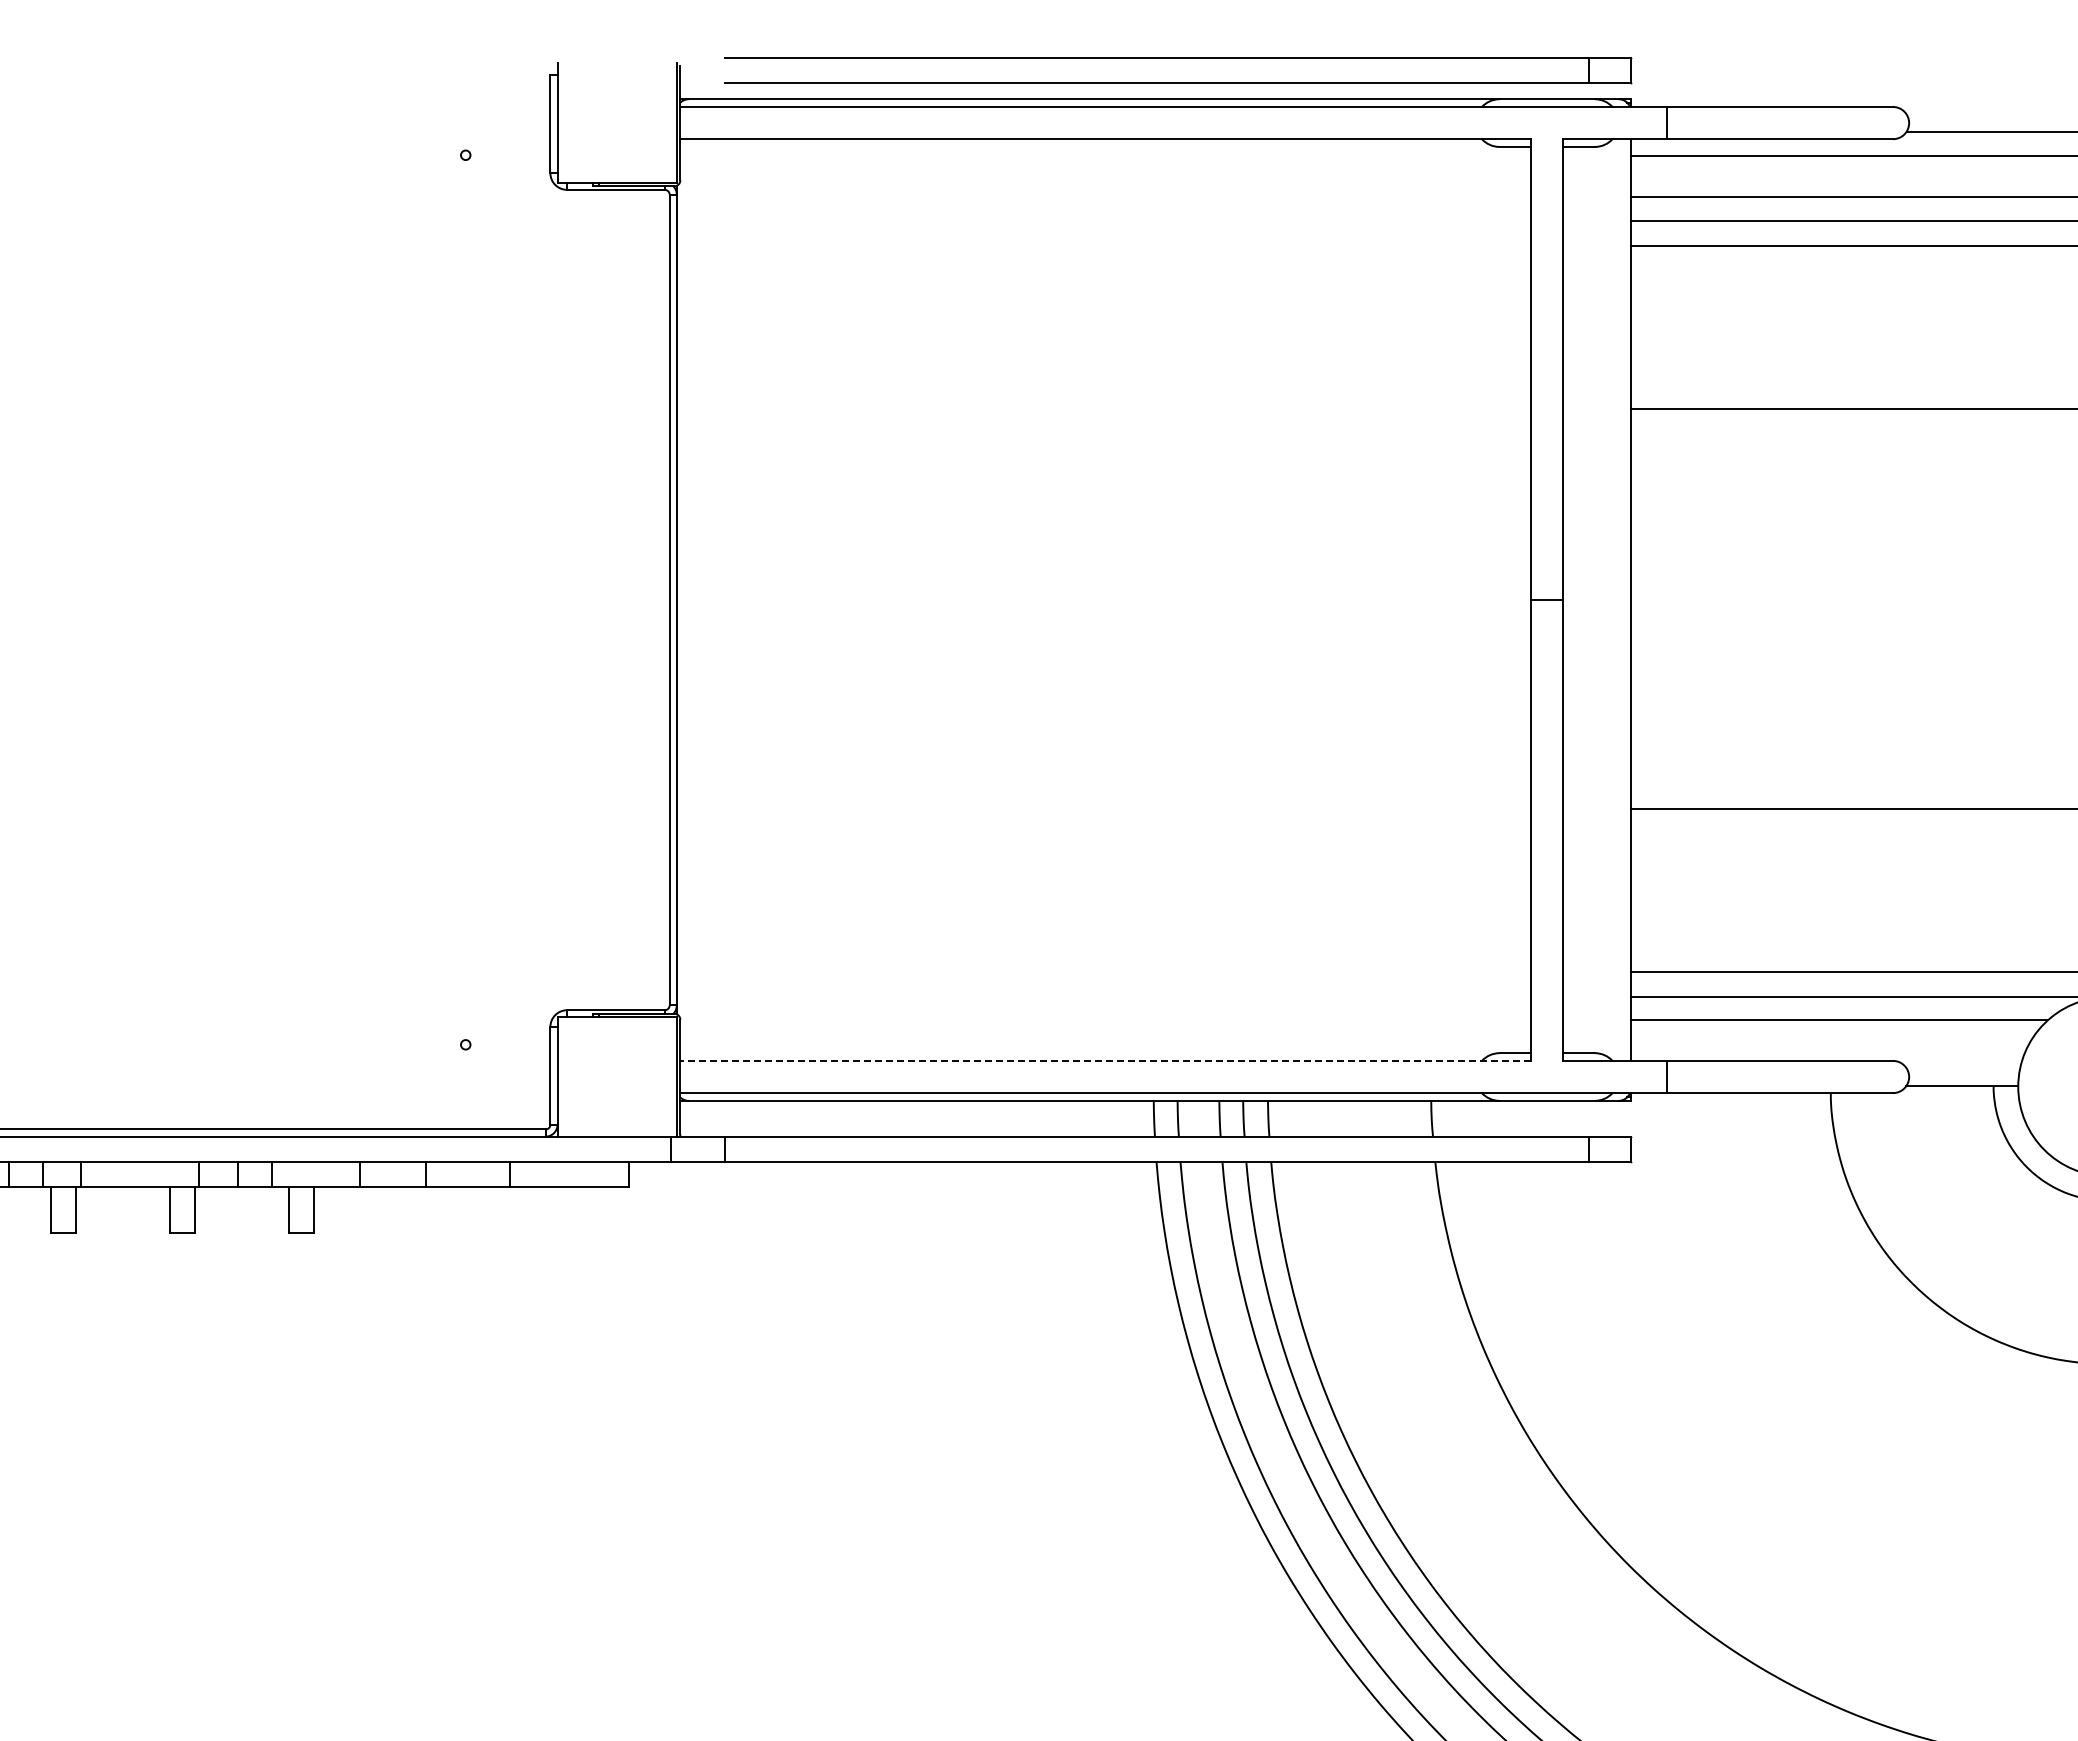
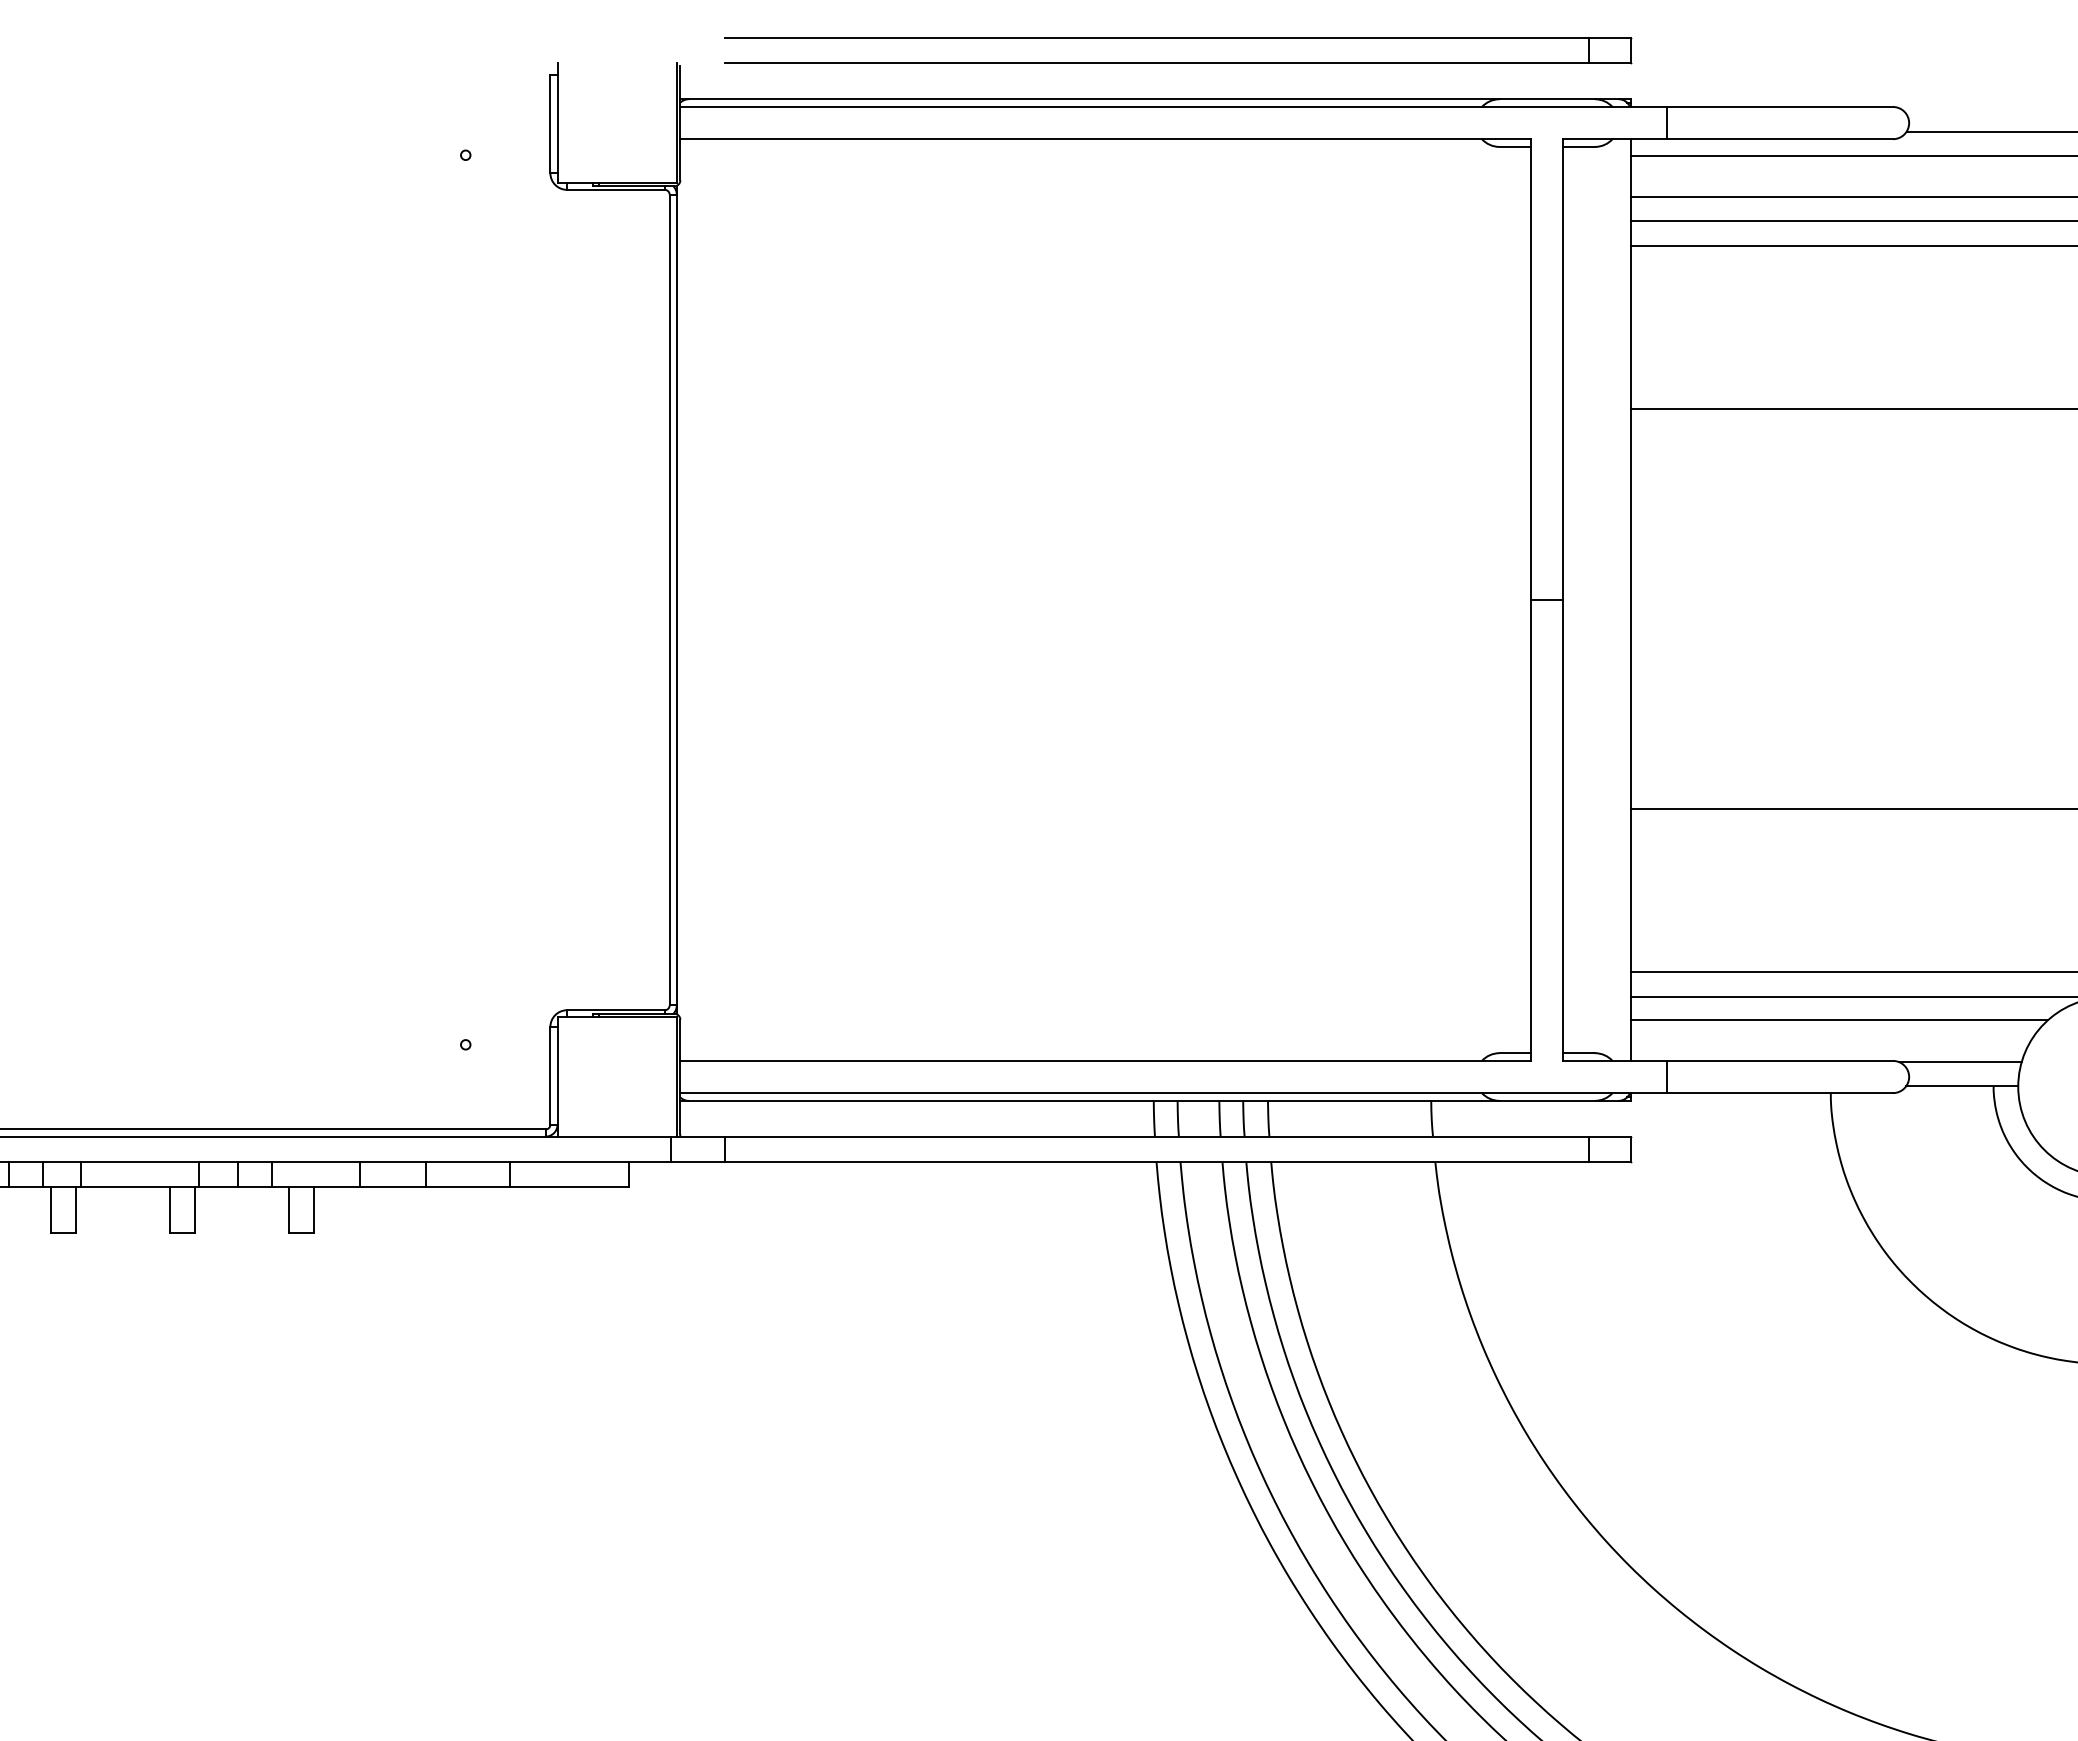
part position: (1178, 58) -> (1178, 38) (1178, 38)
line: dashed -> solid (1105, 1061)
line: none -> present (1960, 1062)
